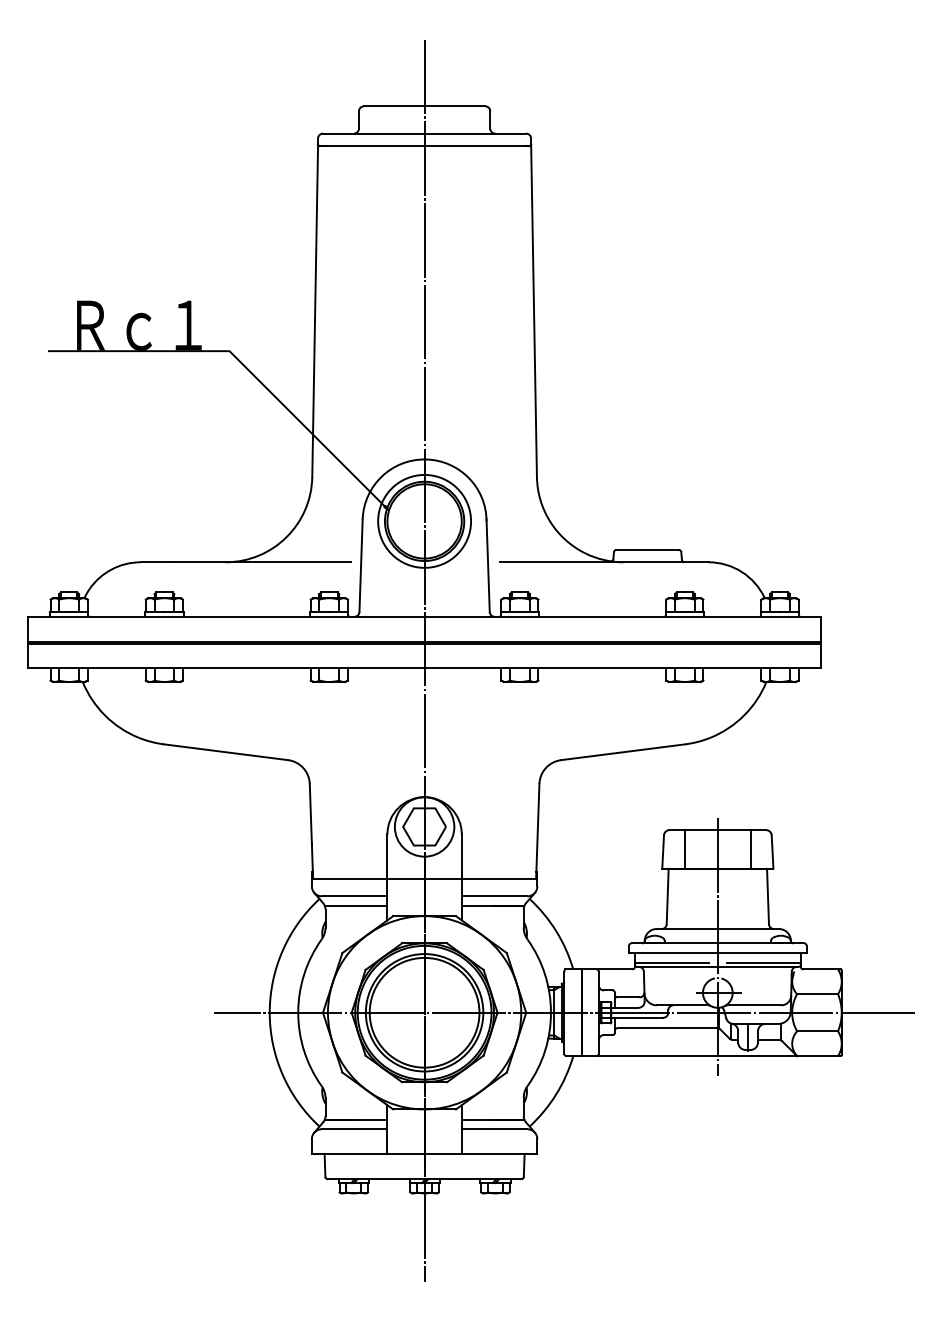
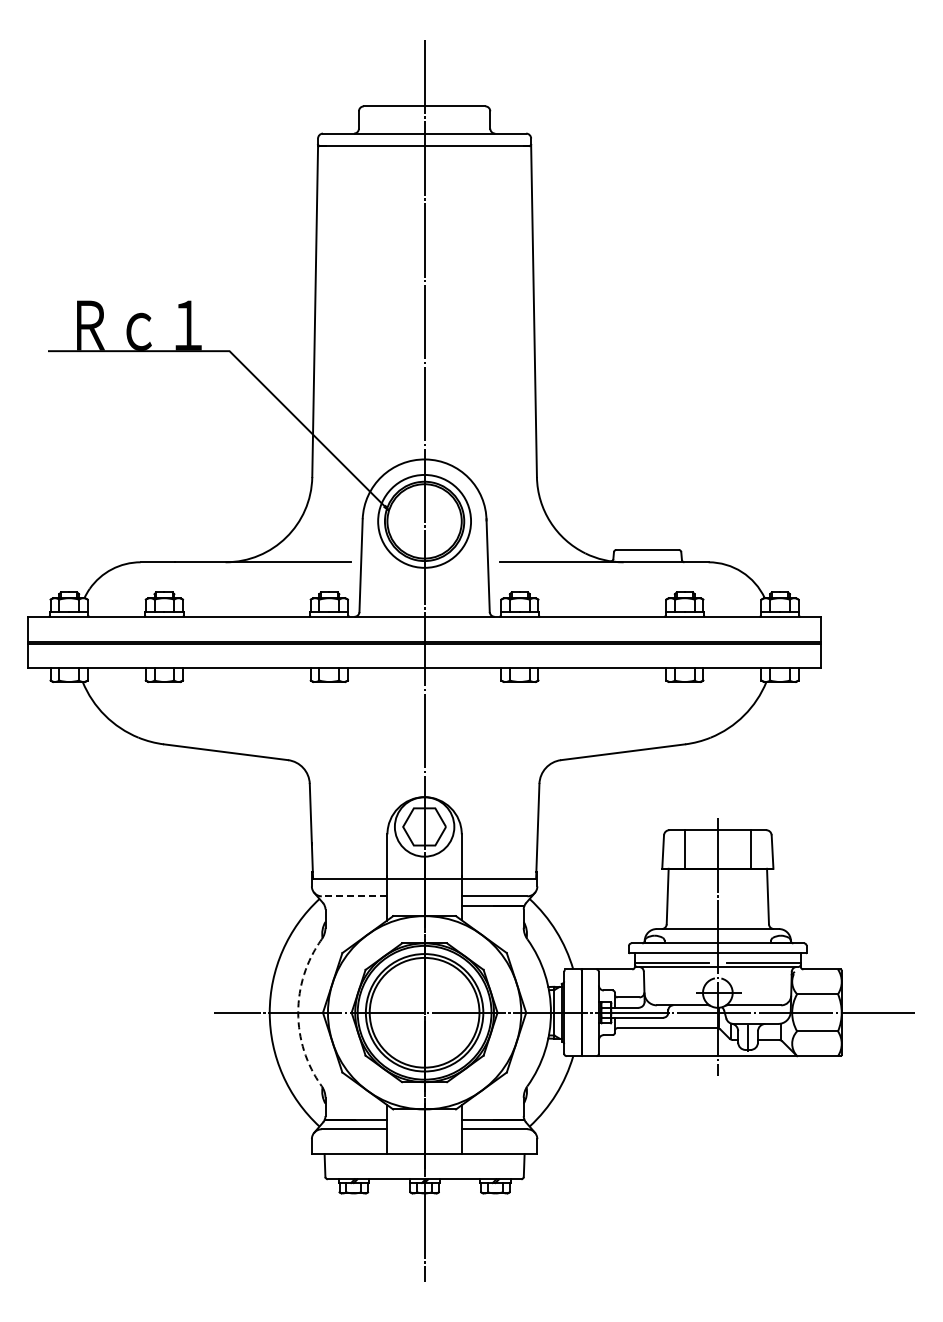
line: solid -> dashed (354, 896)
line: present -> none (356, 905)
arc: solid -> dashed (298, 1012)
